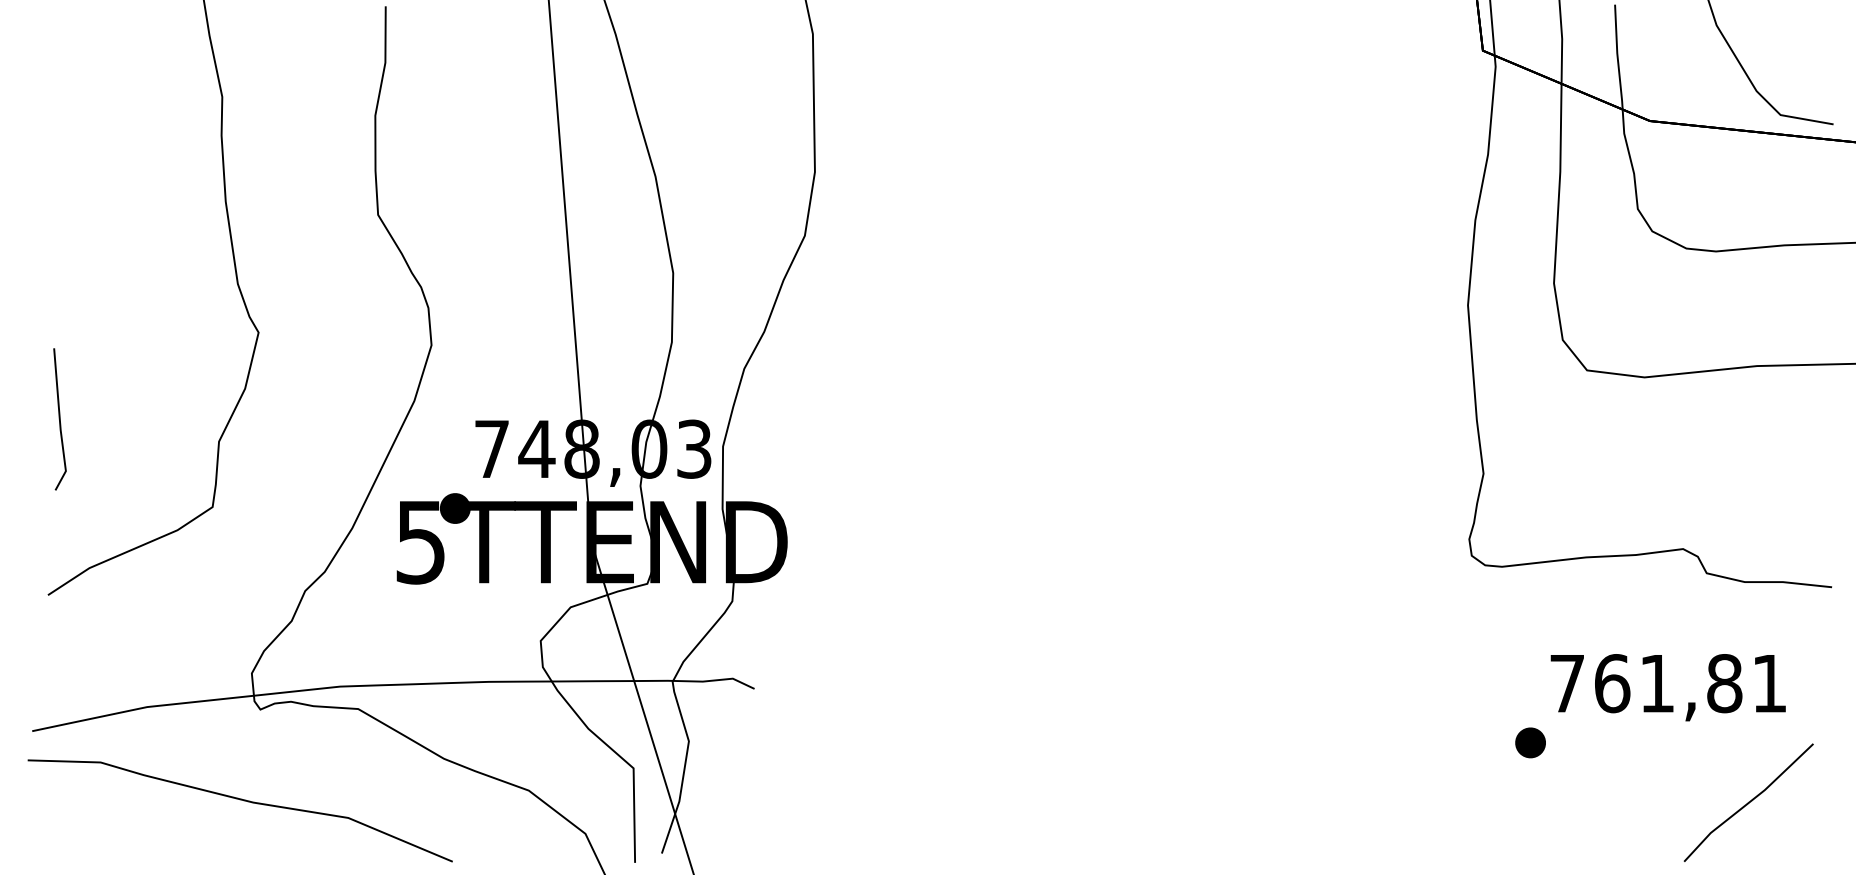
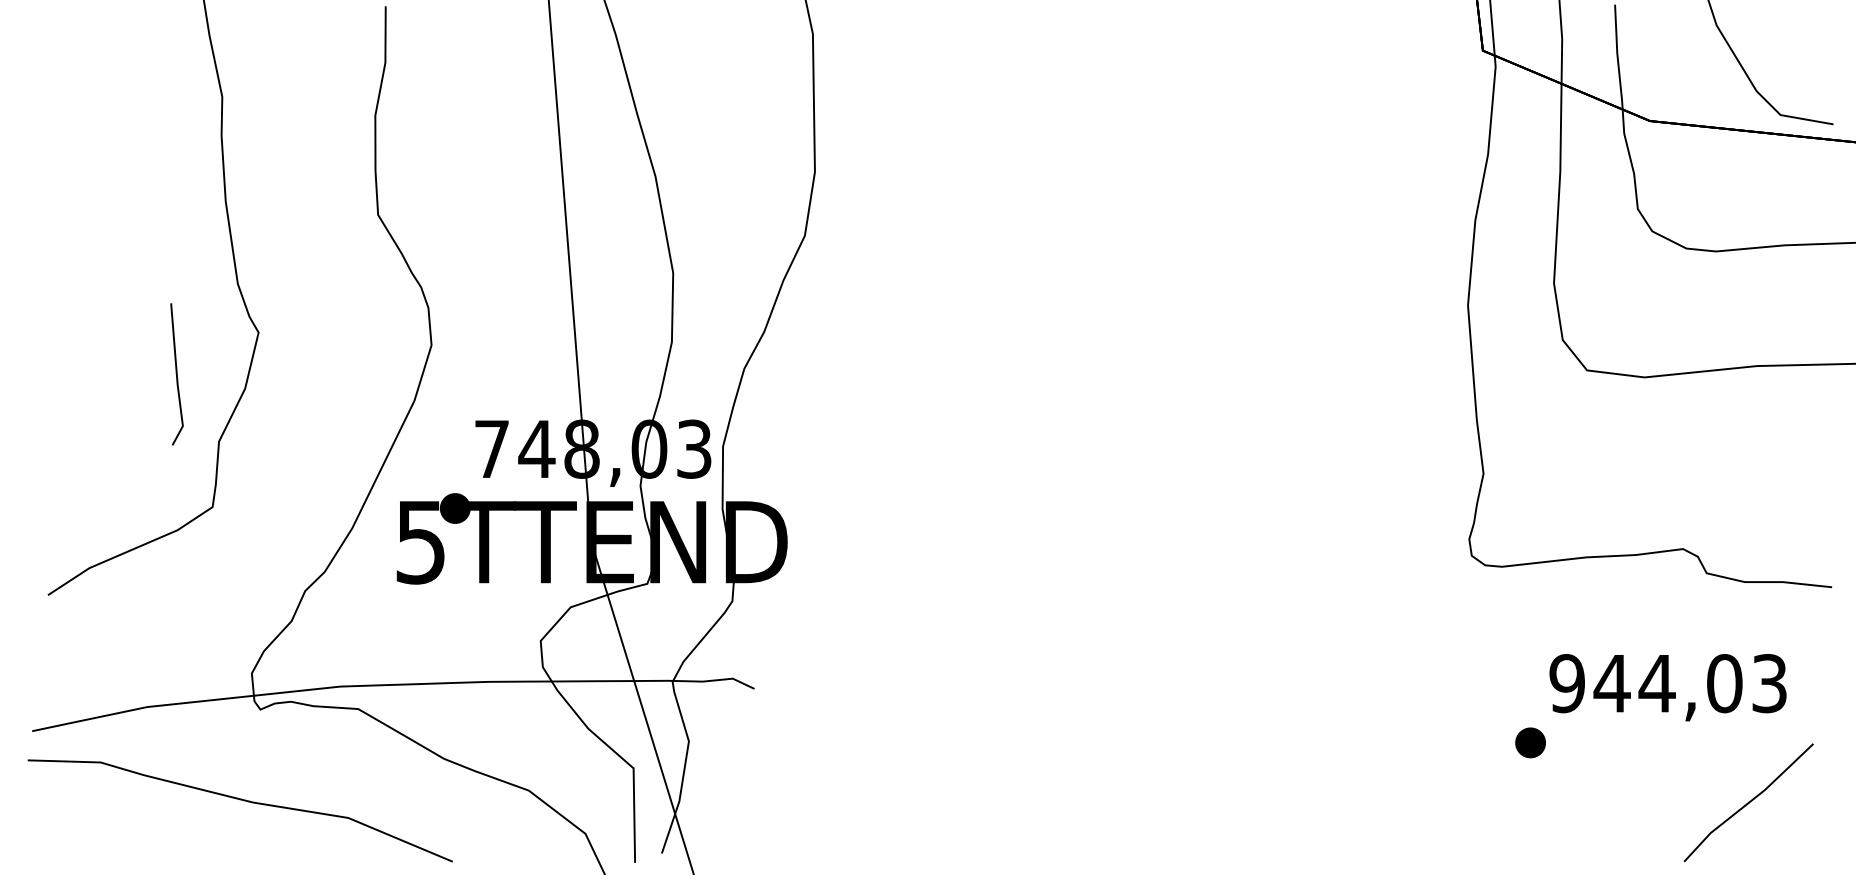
line position: (59, 419) -> (176, 374) (176, 374)
text: 761,81 -> 944,03 (1667, 683)
